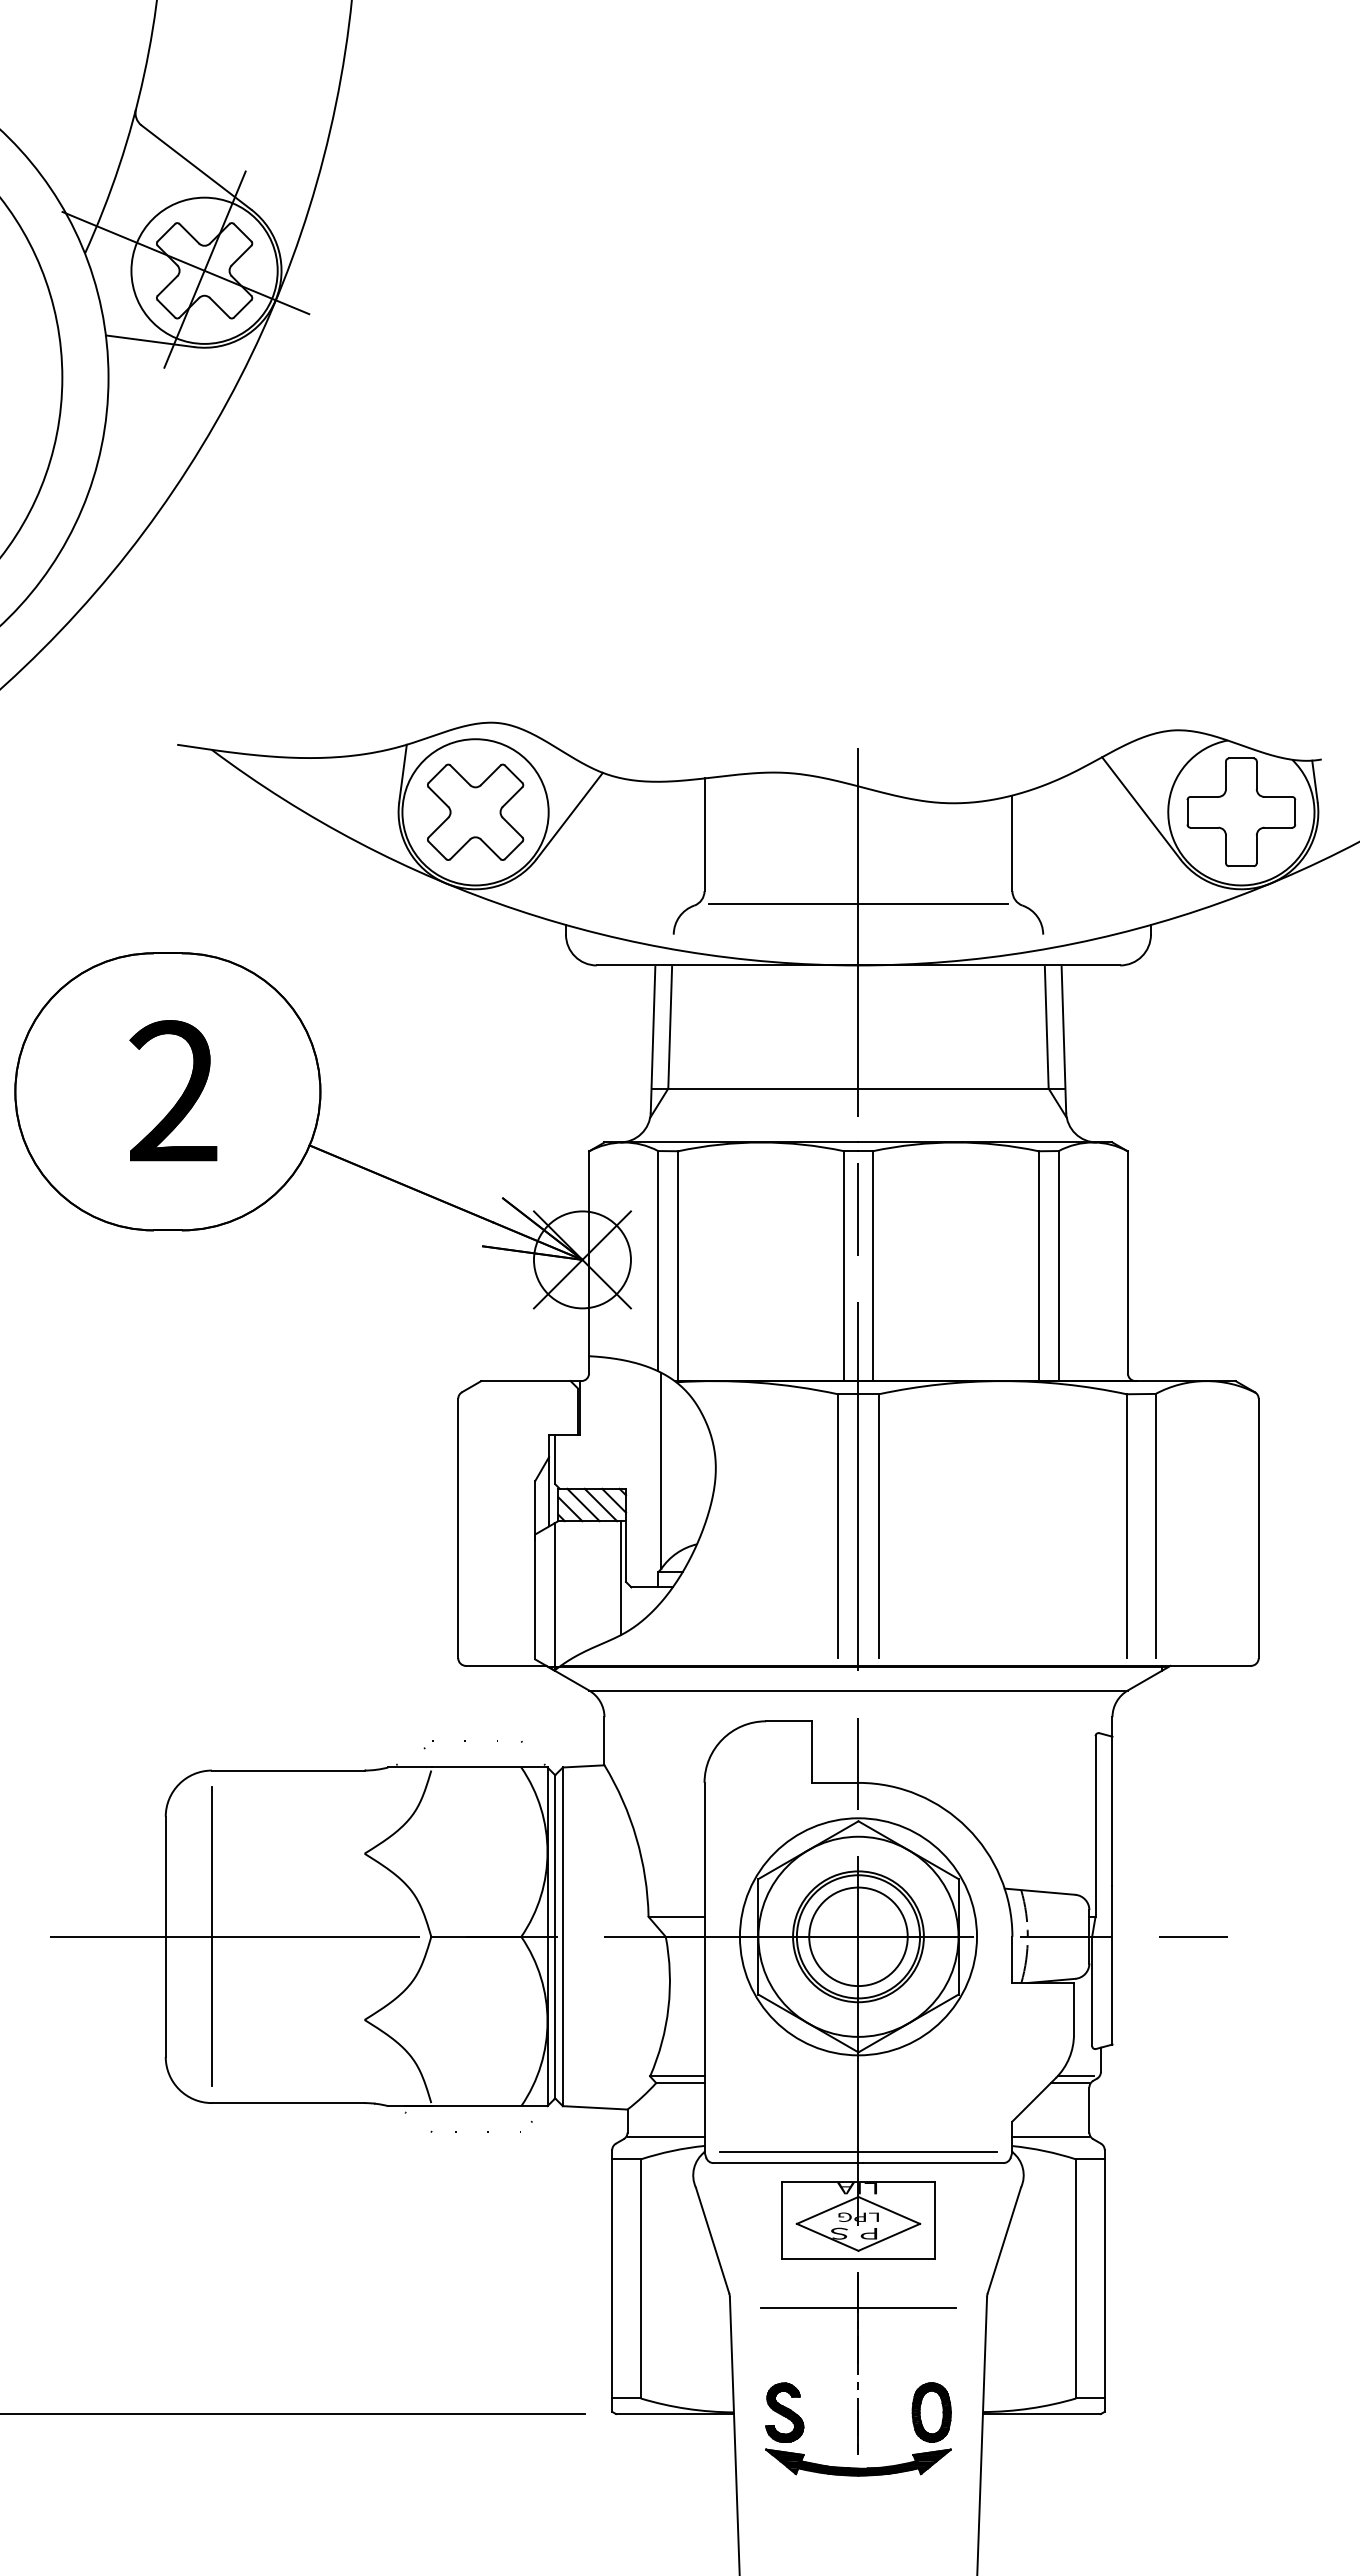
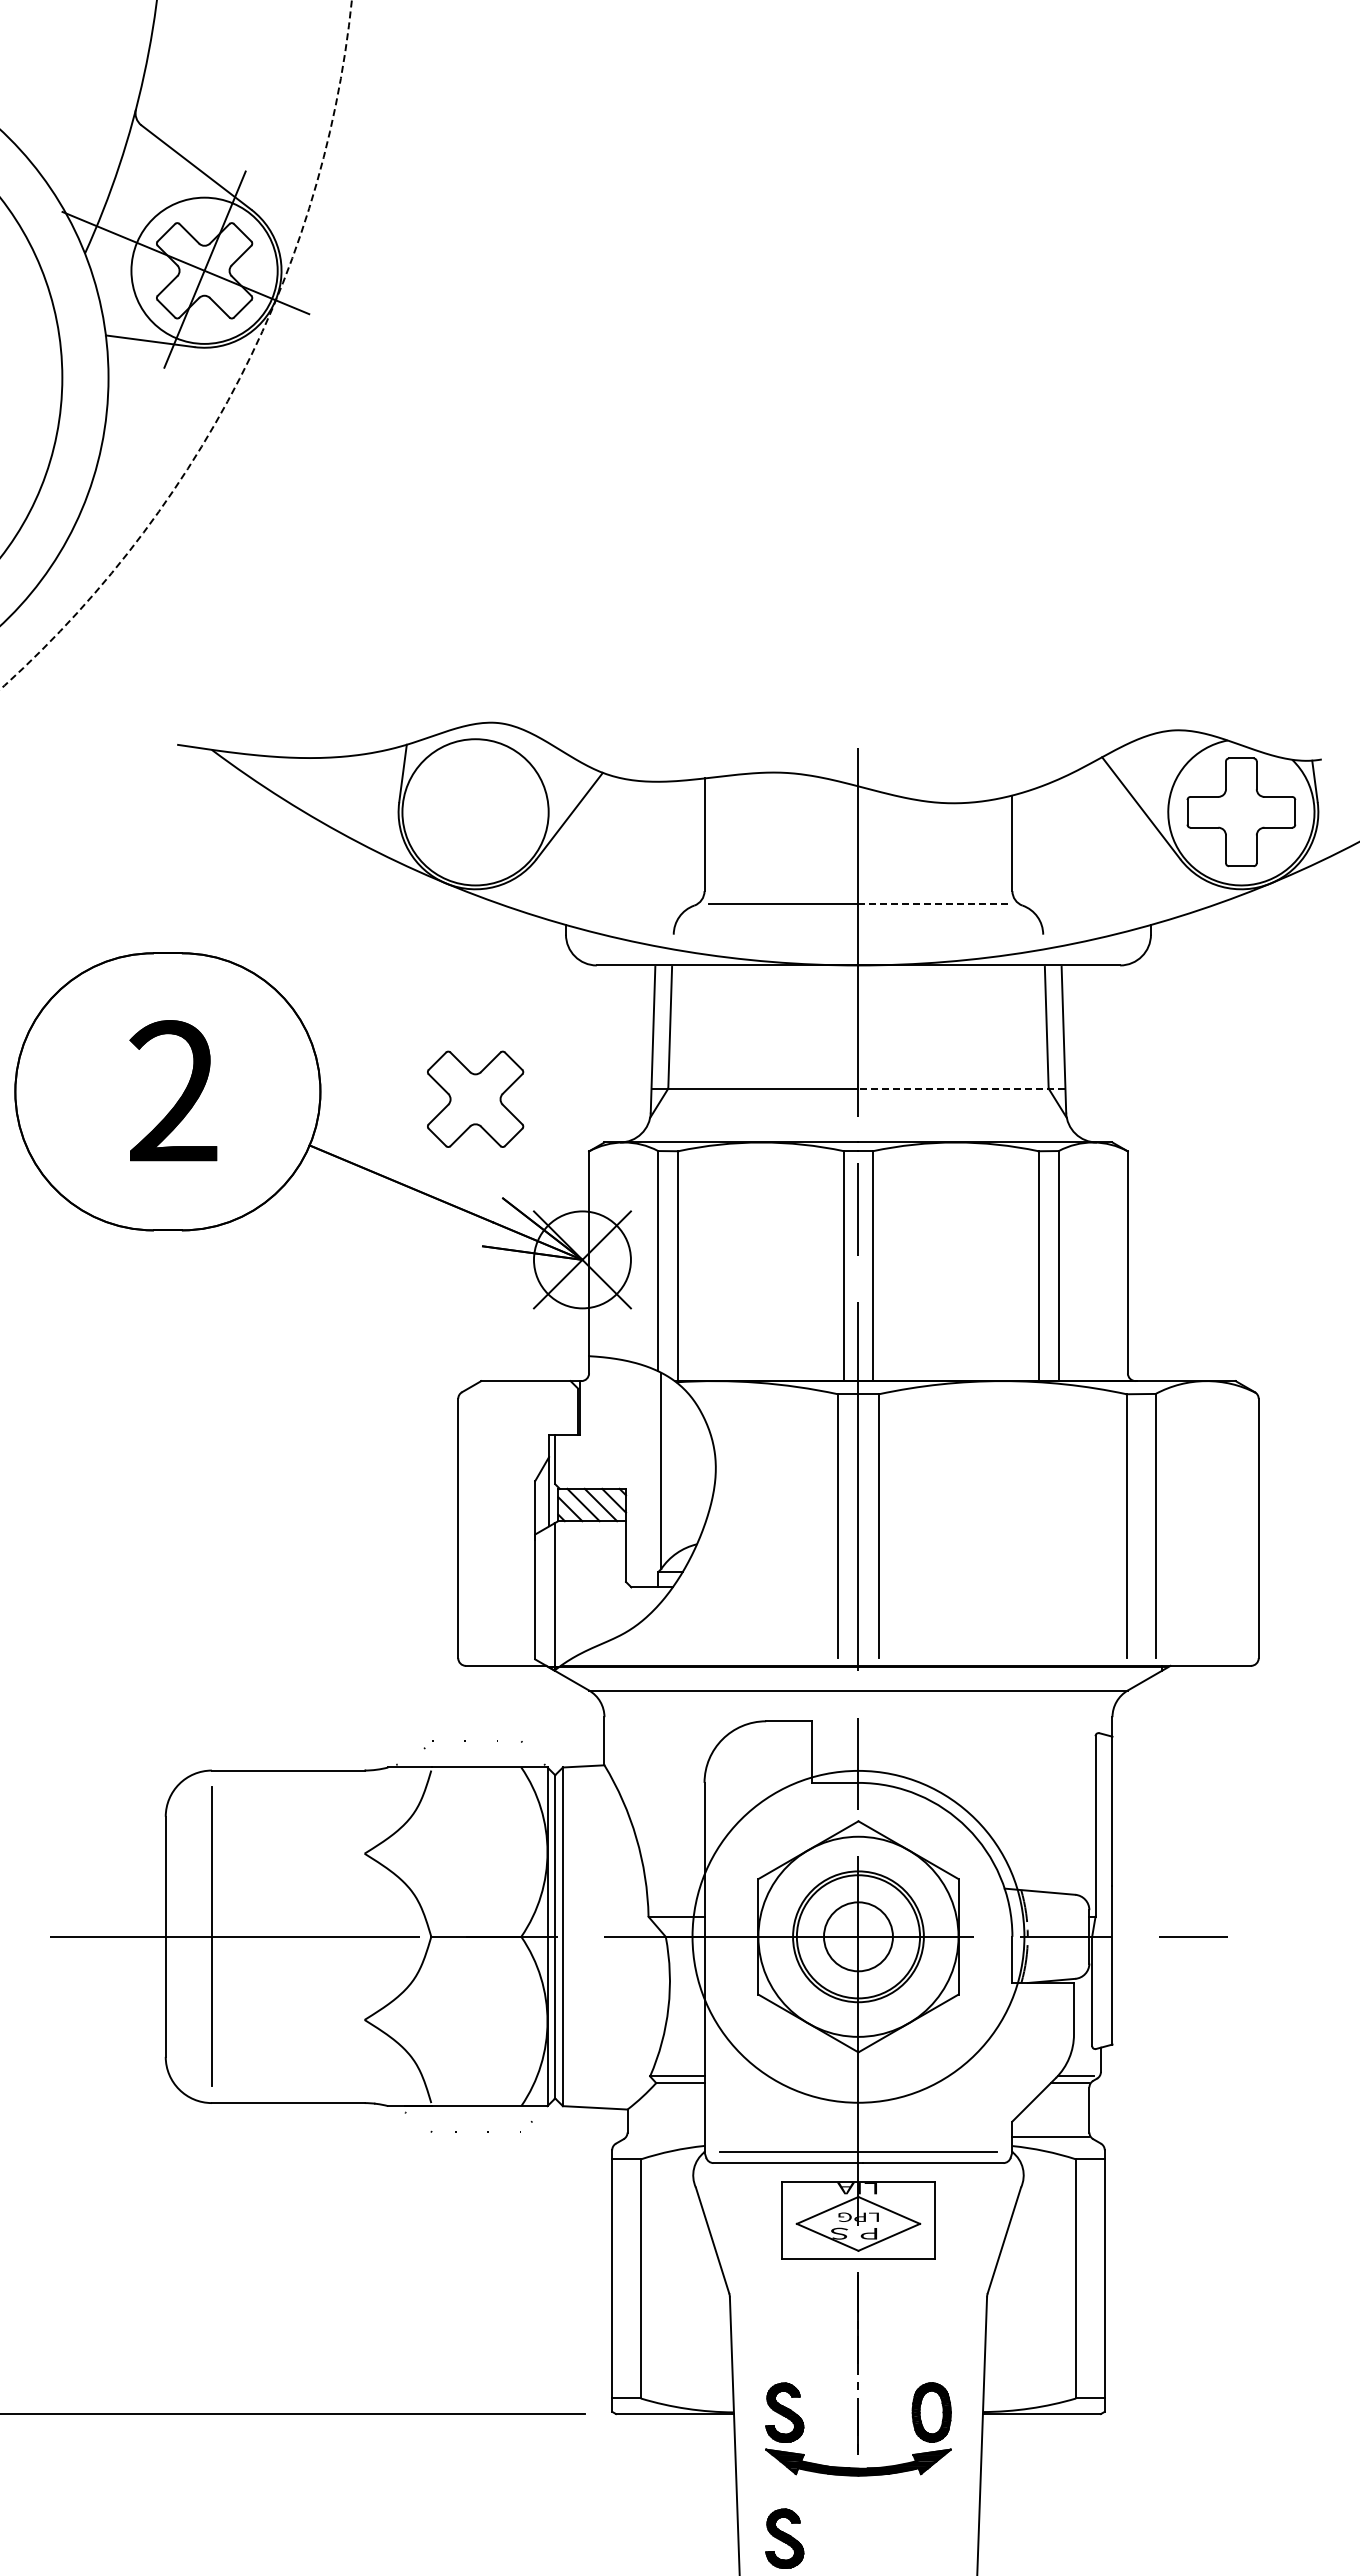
arc: solid -> dashed (241, 375)
part position: (475, 811) -> (475, 1098) (475, 1098)
line: solid -> dashed (933, 903)
line: solid -> dashed (961, 1088)
line: present -> none (621, 1577)
circle diameter: 237 px -> 332 px (858, 1936)
circle diameter: 99 px -> 69 px (858, 1936)
line: present -> none (665, 2136)
line: present -> none (858, 2307)
part: none -> present (784, 2538)
